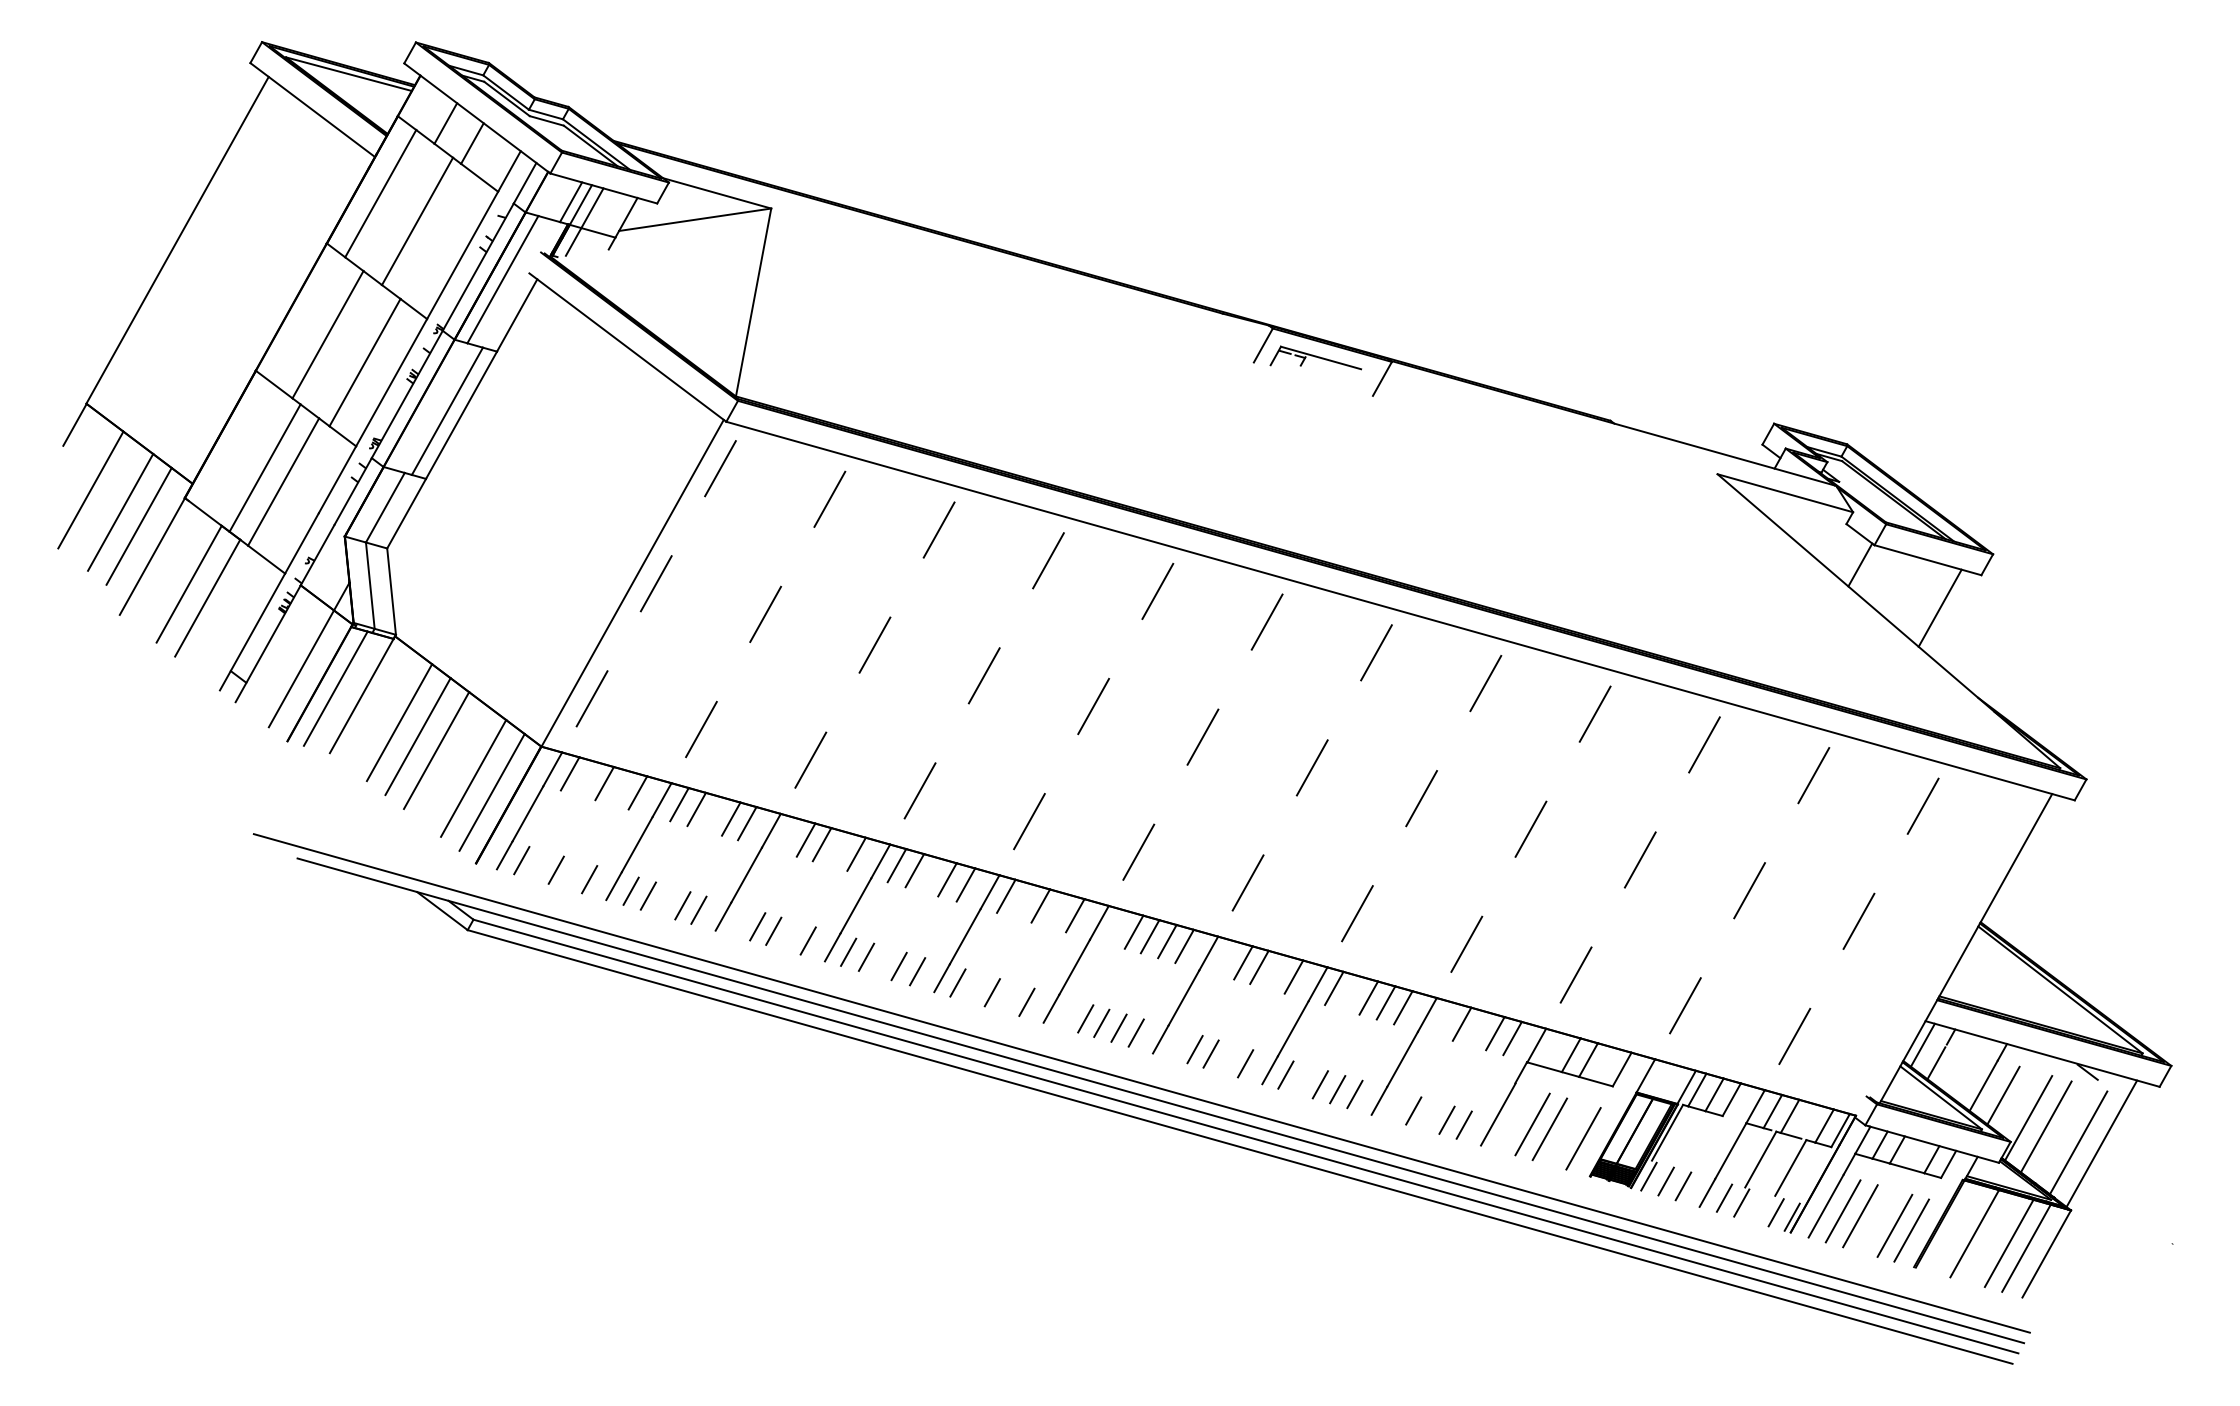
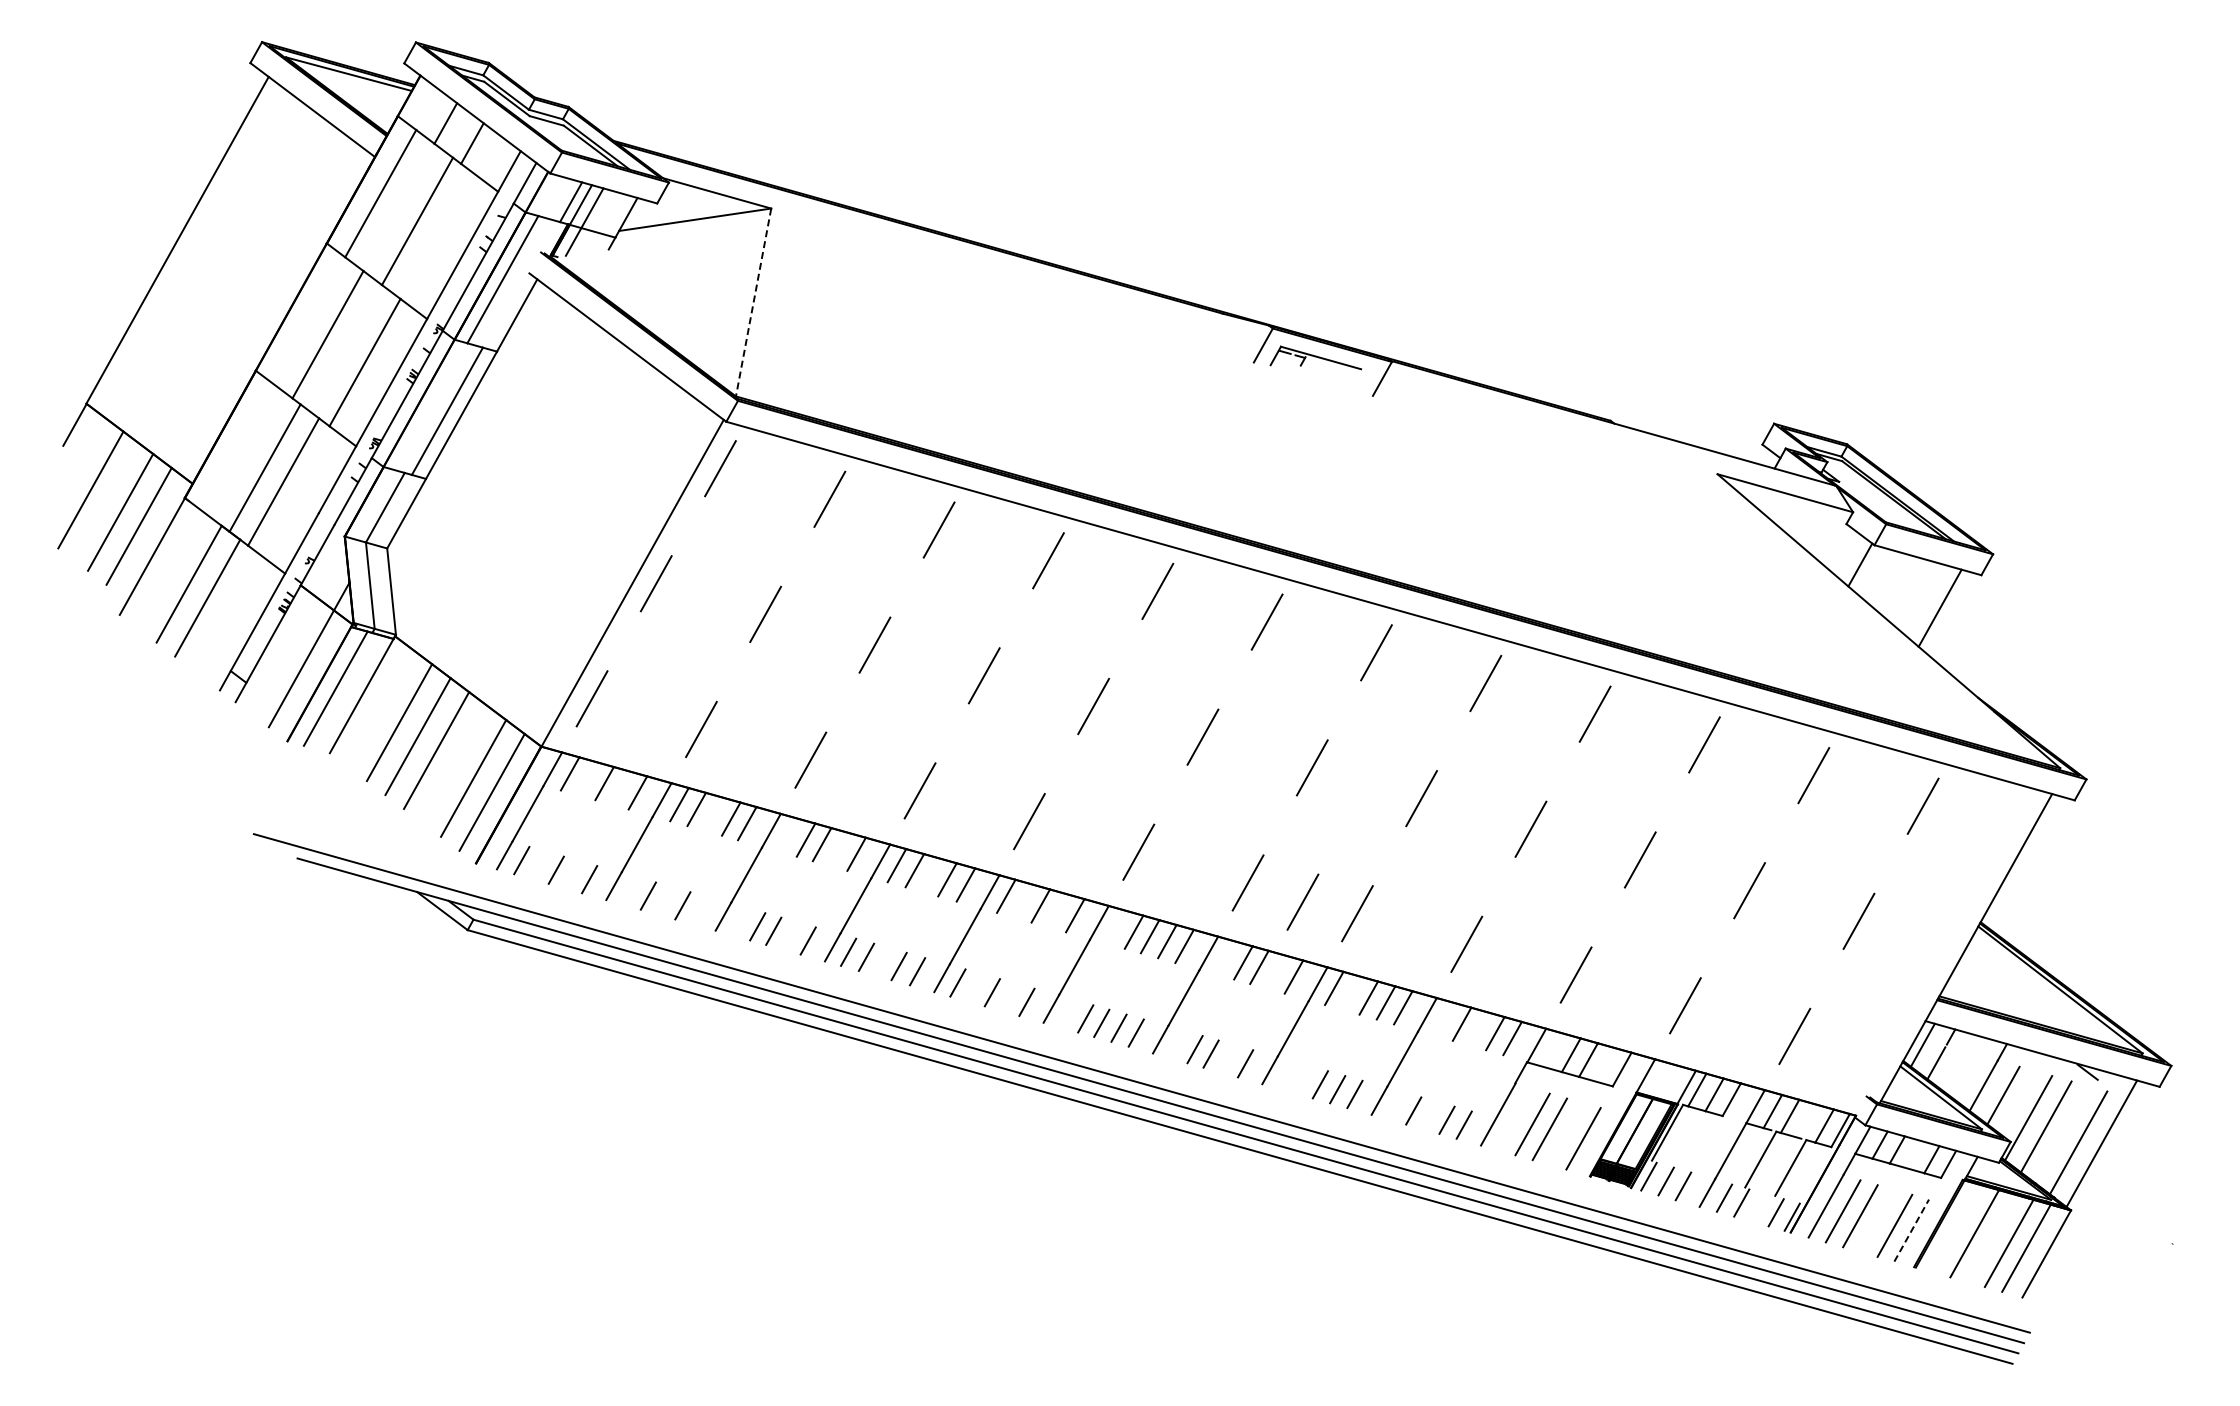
line: solid -> dashed (753, 302)
line: present -> none (630, 890)
line: none -> present (1302, 901)
line: present -> none (698, 909)
line: present -> none (1285, 1074)
line: solid -> dashed (1911, 1230)
